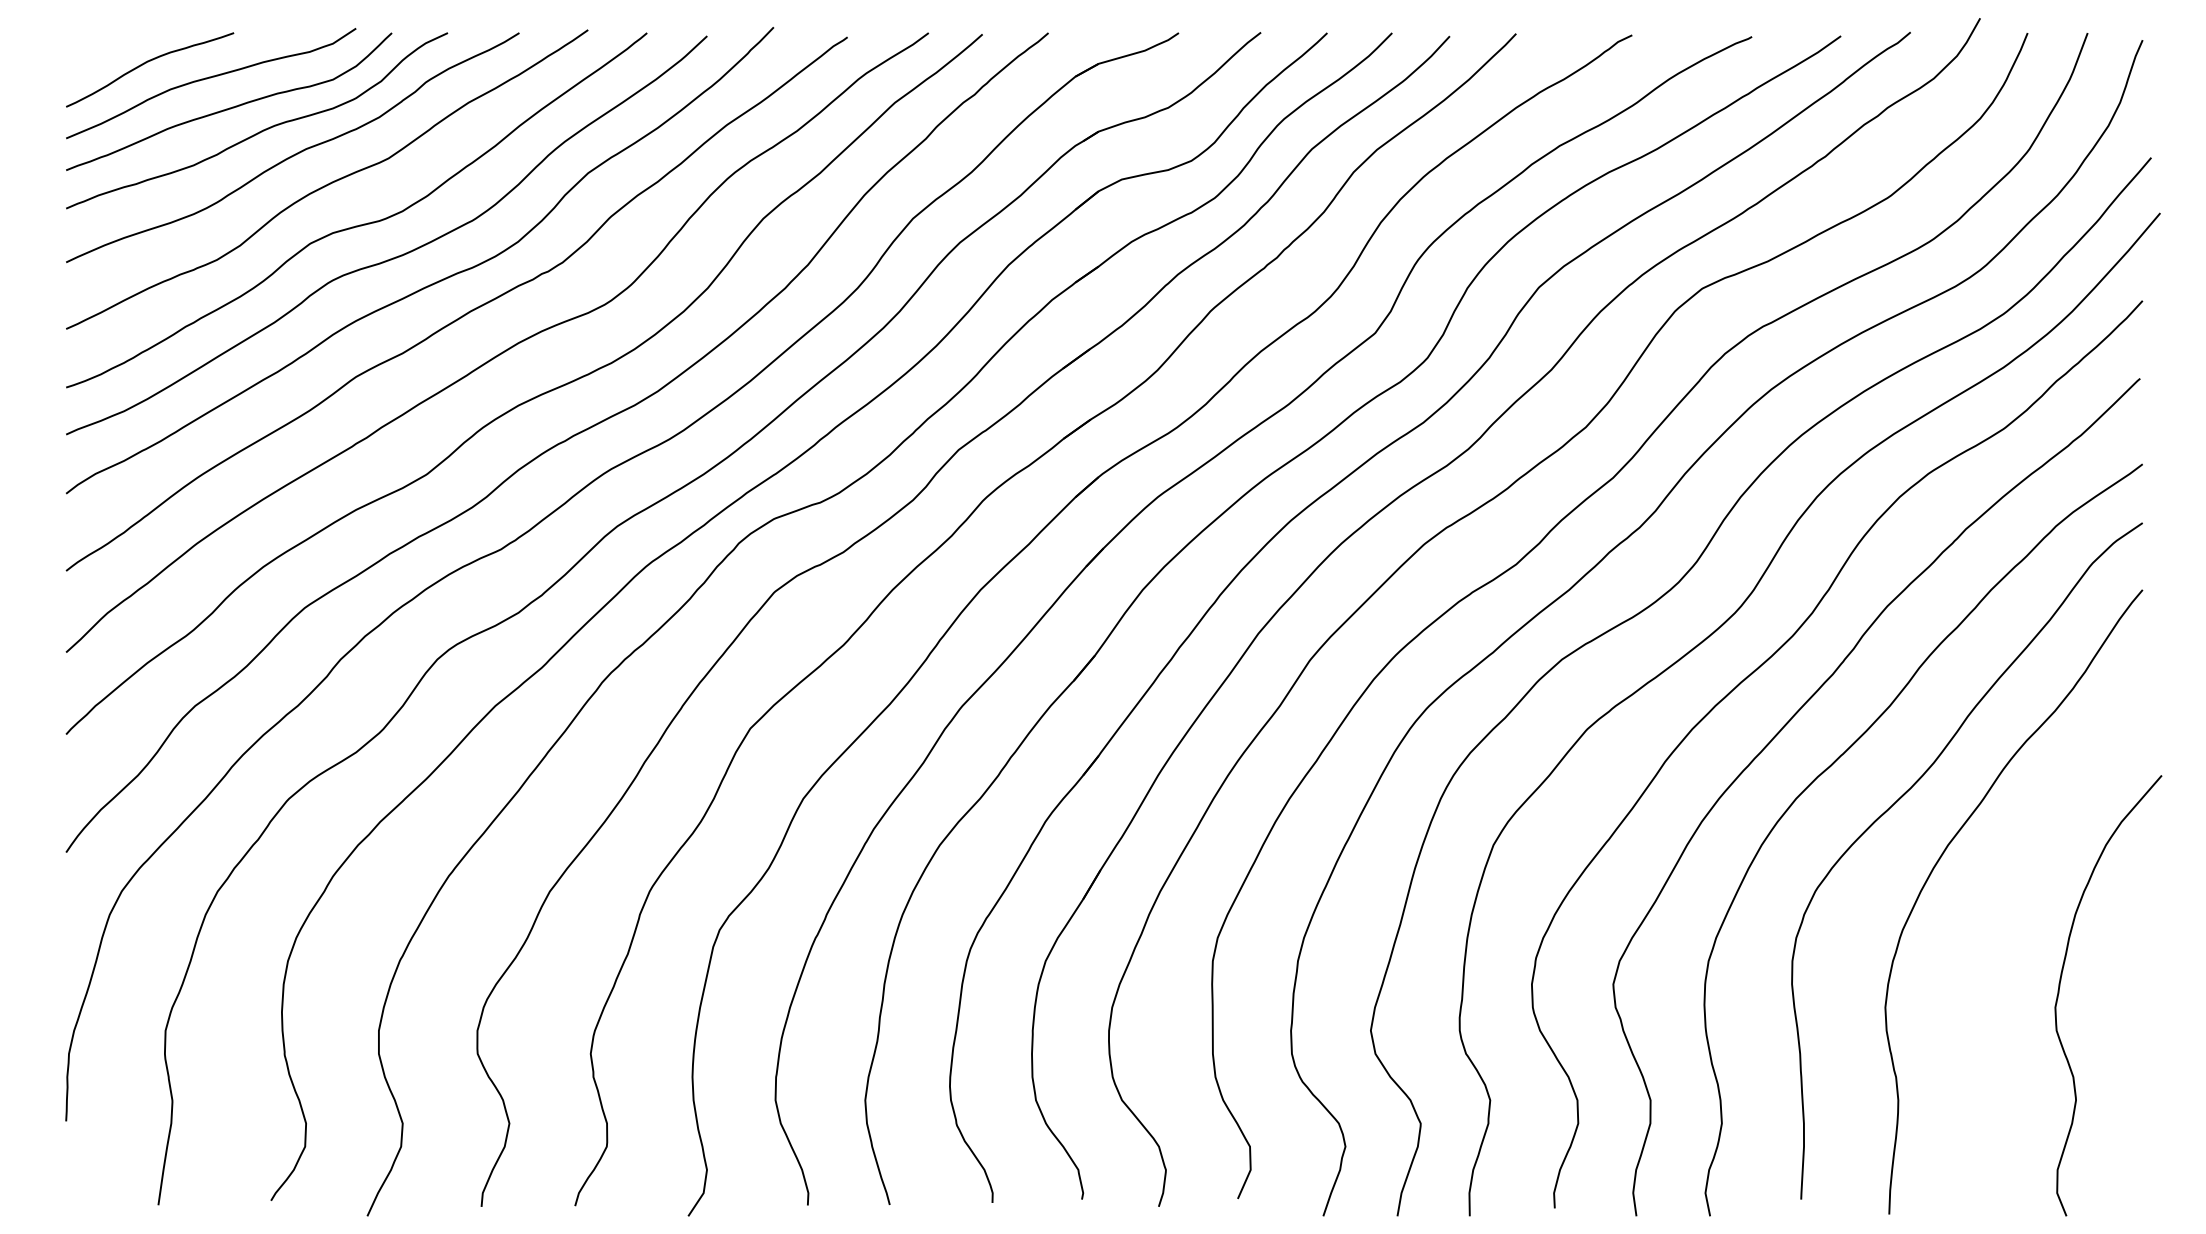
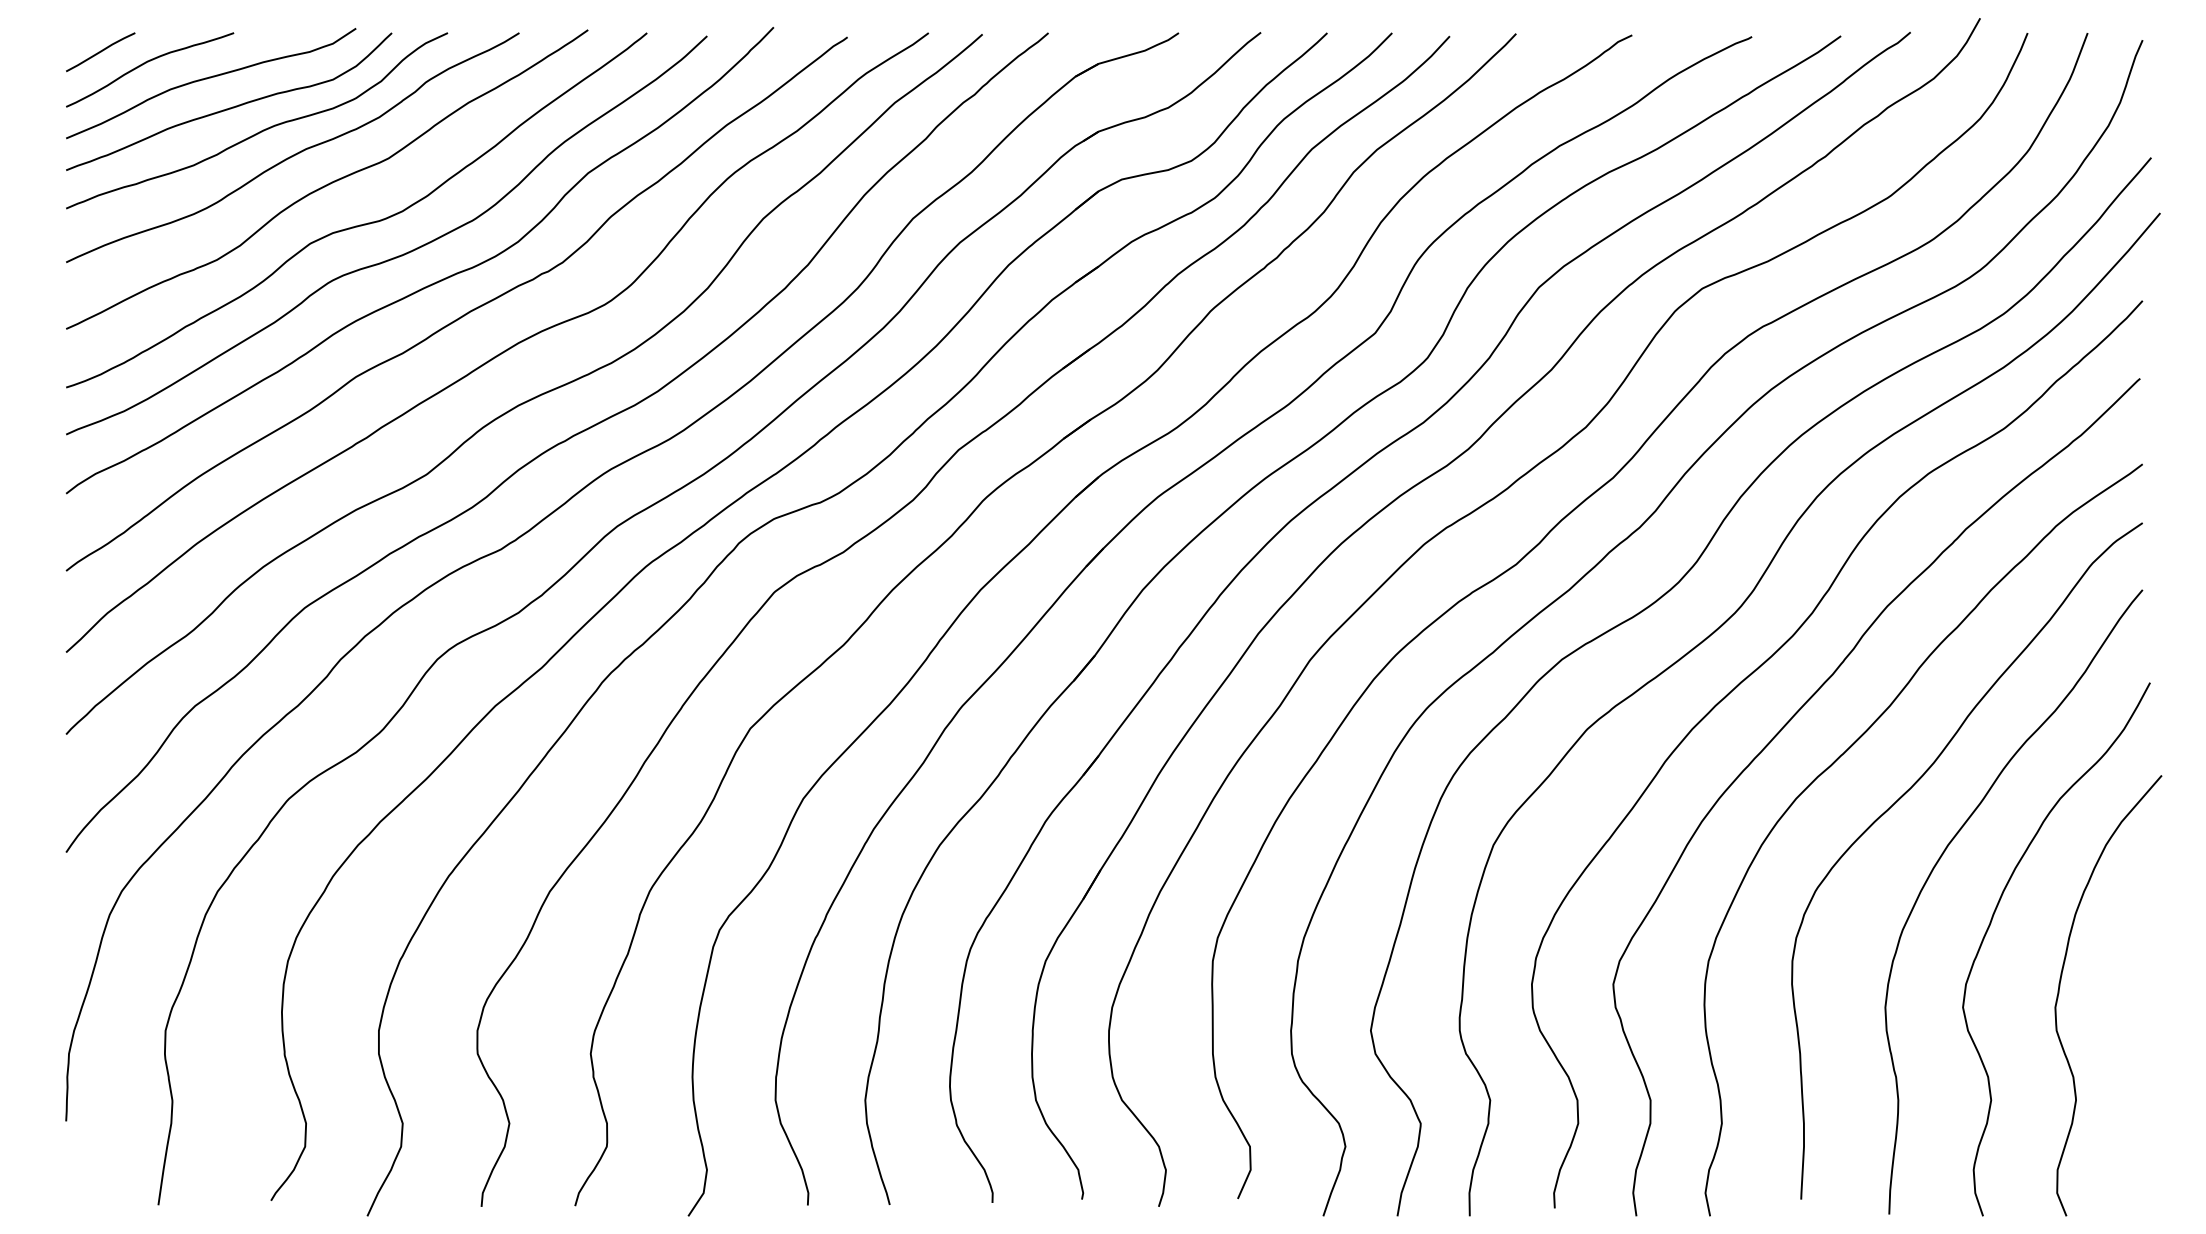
curve: none -> present (100, 52)
curve: none -> present (1991, 923)
